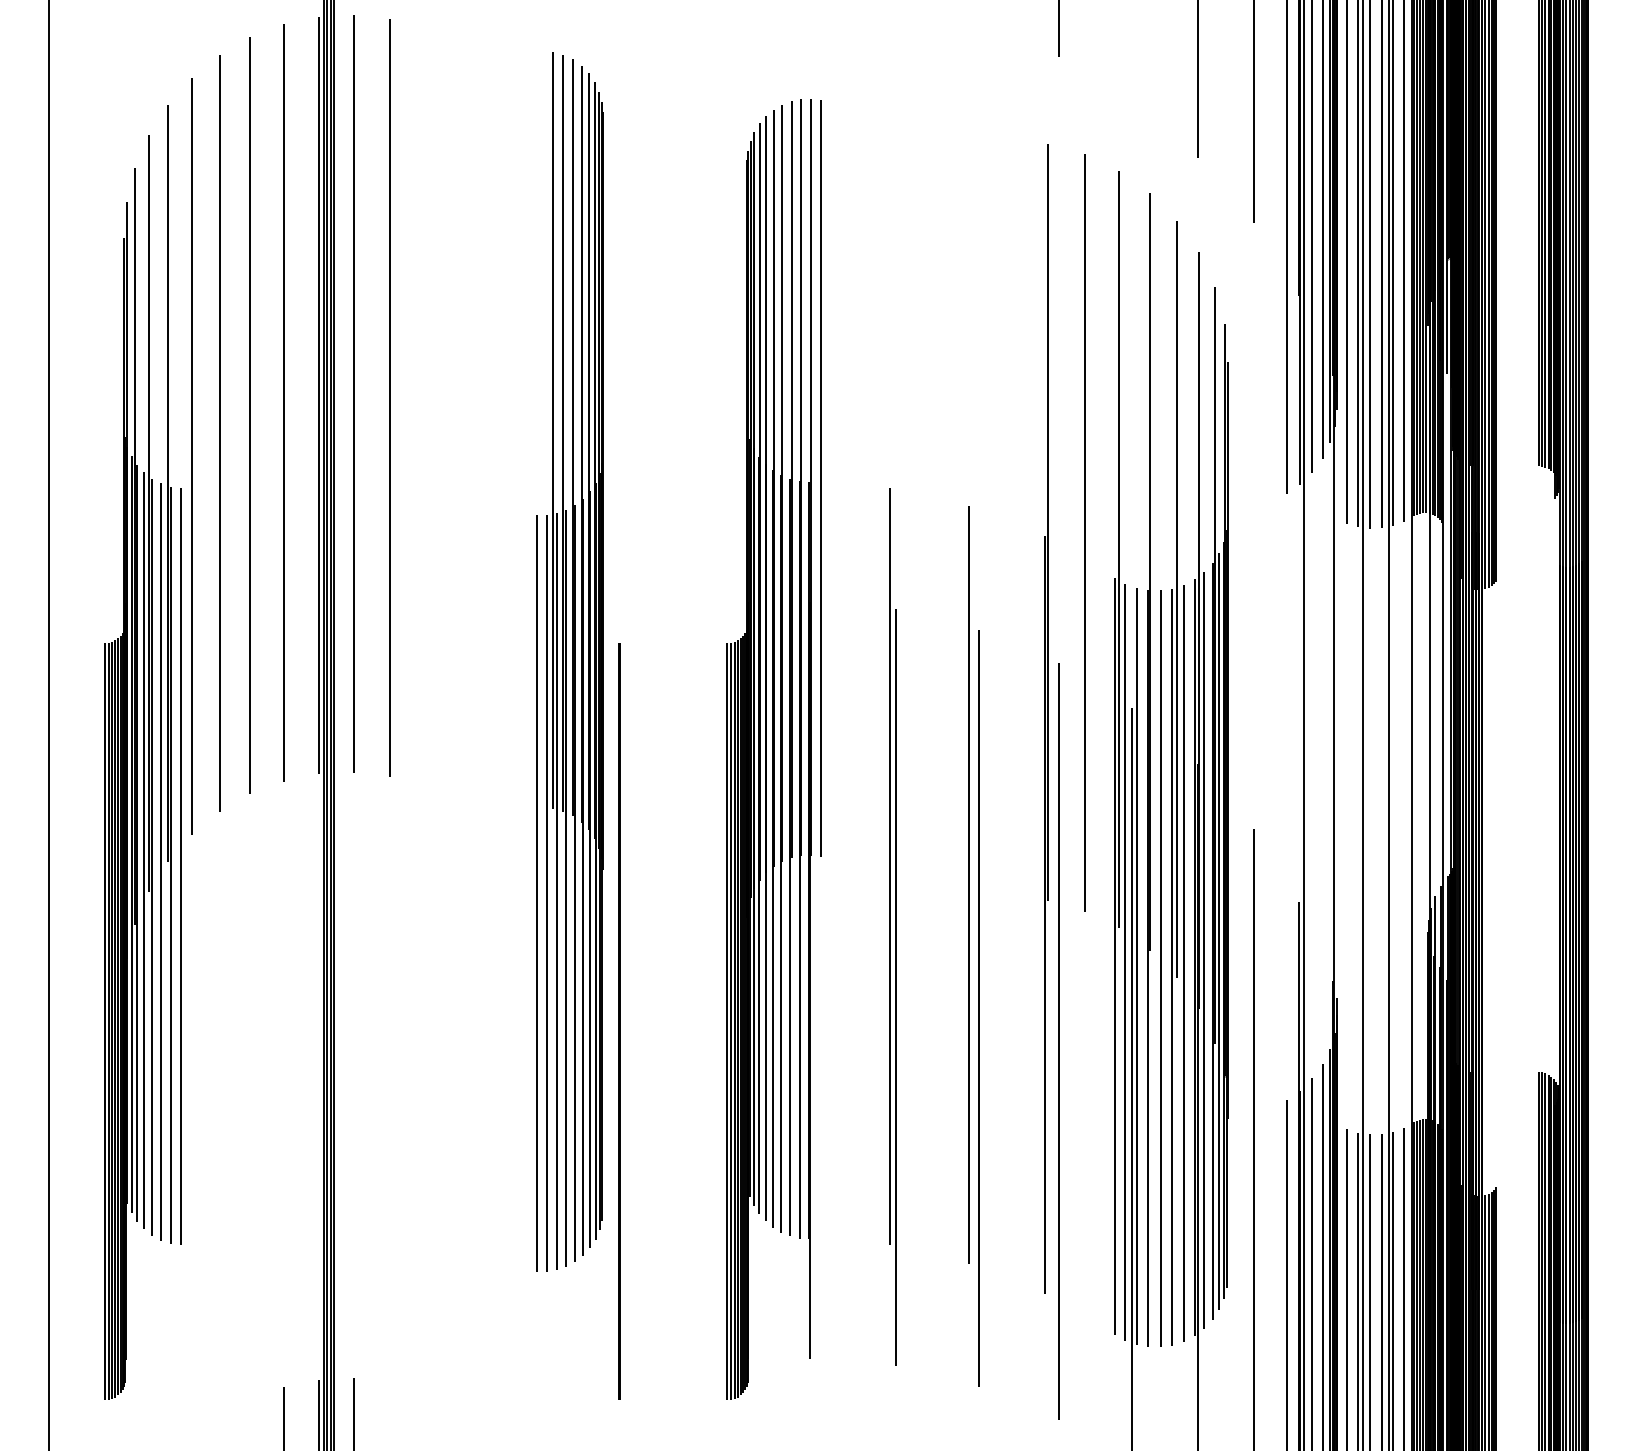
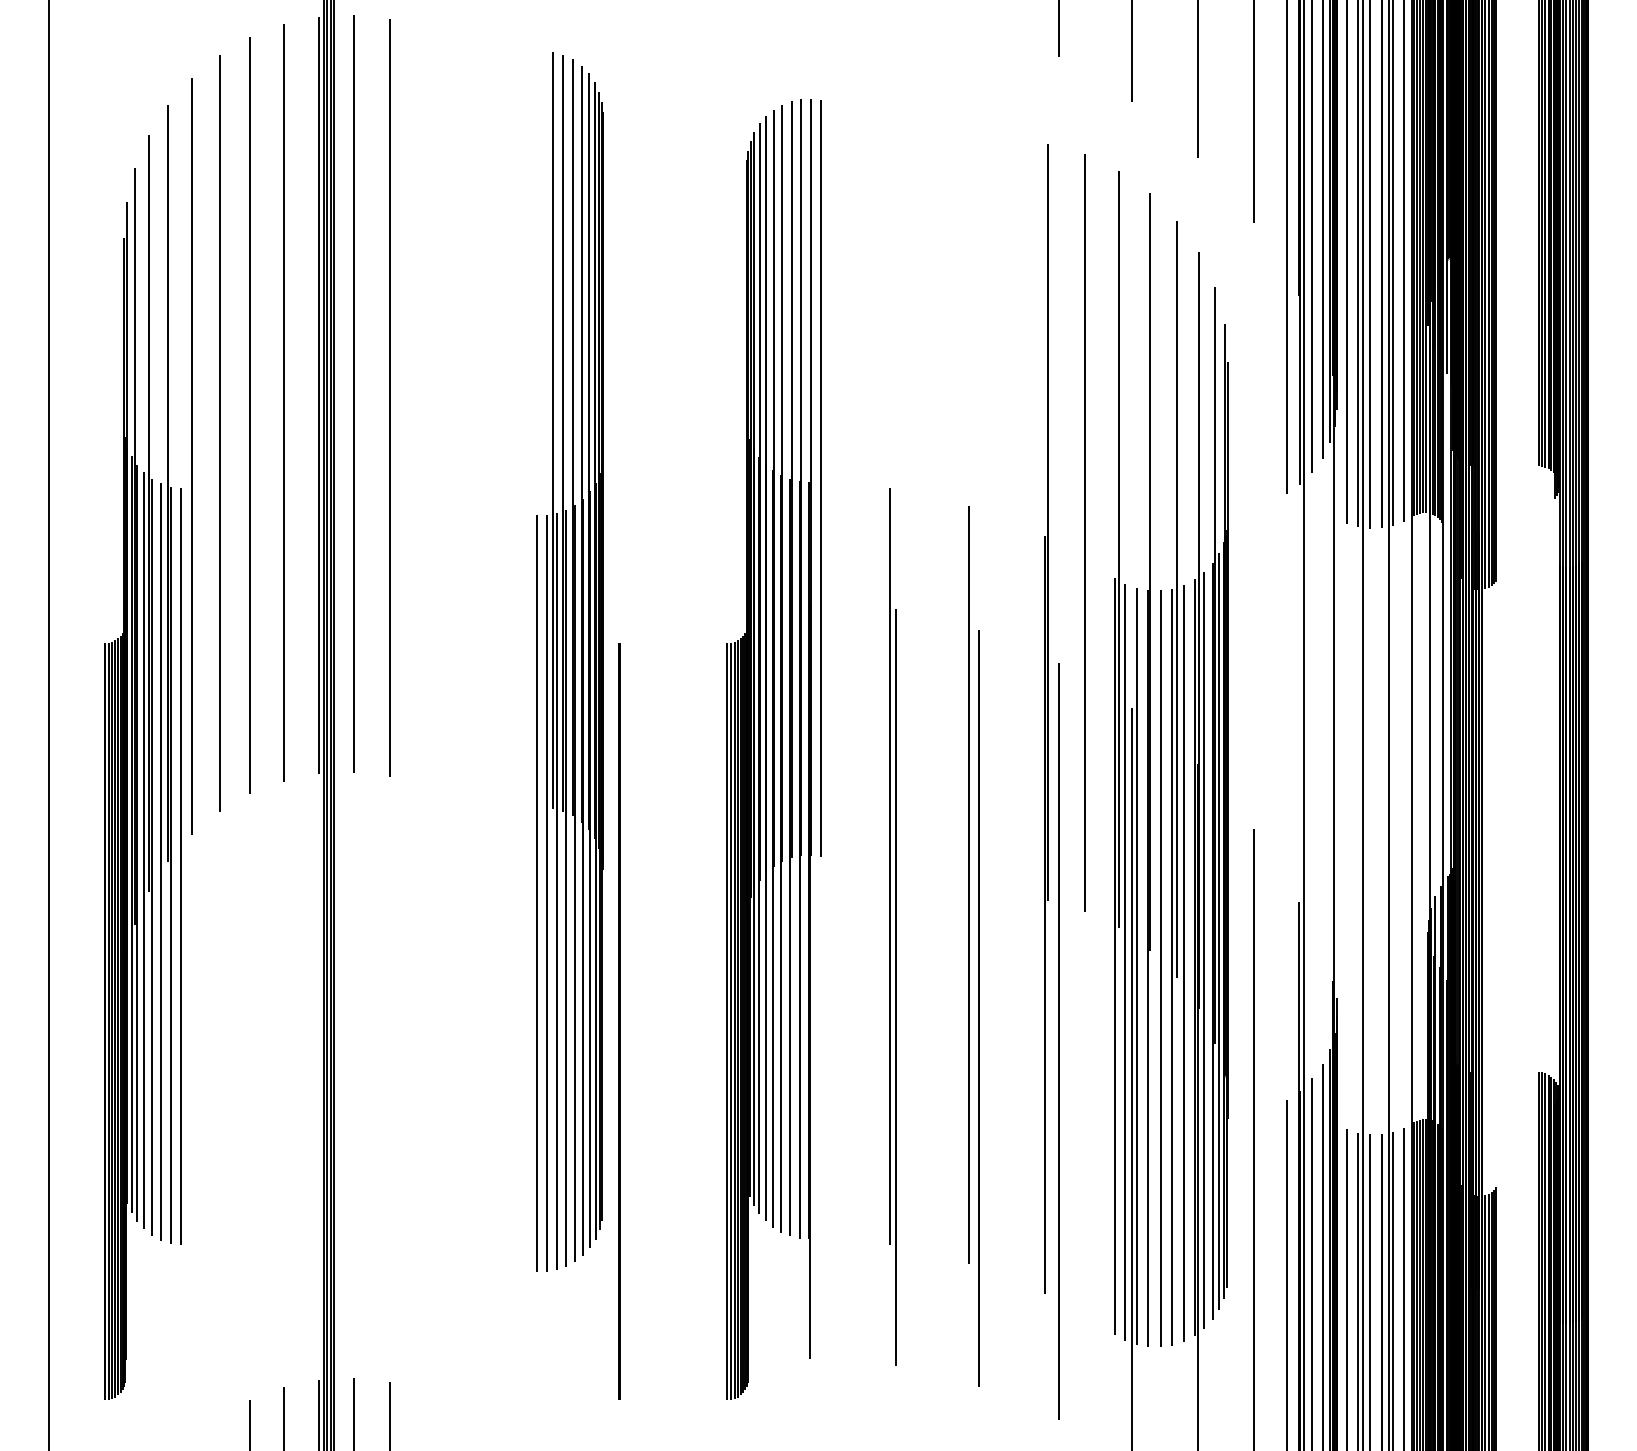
line: none -> present (1132, 52)
line: none -> present (389, 1414)
line: none -> present (250, 1423)
